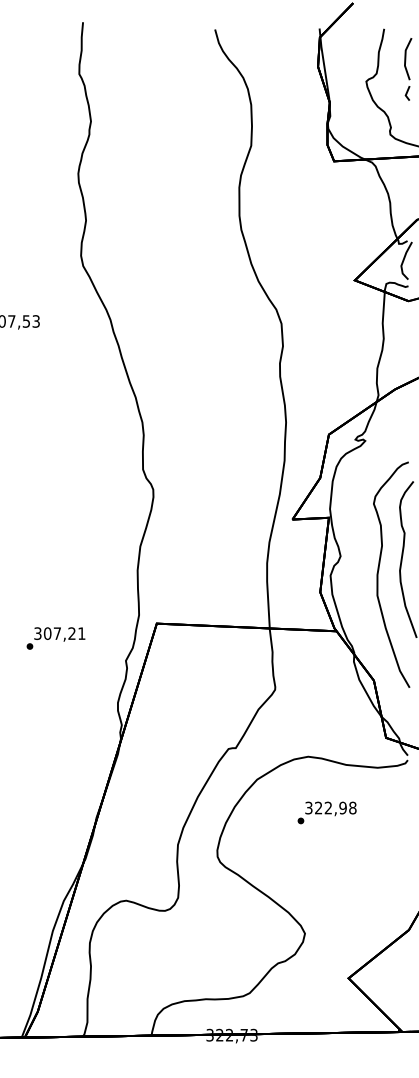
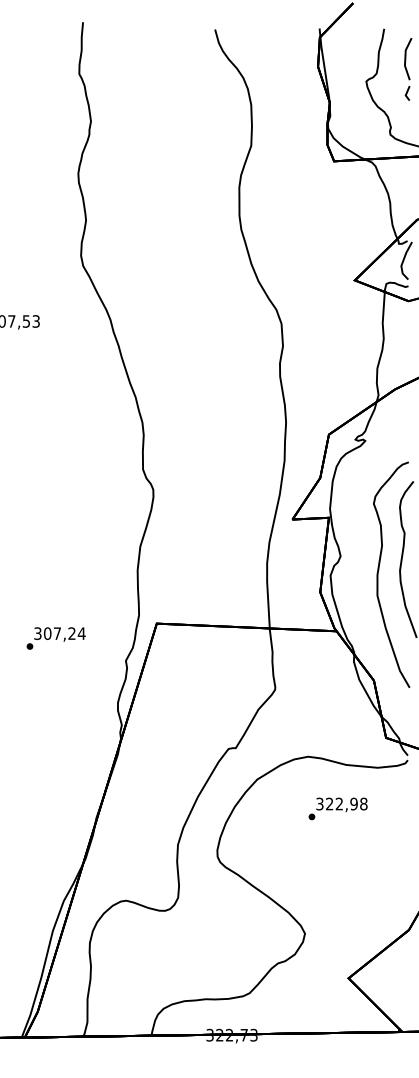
text: 307,21 -> 307,24 (81, 633)
text position: (326, 812) -> (337, 808) (337, 808)
